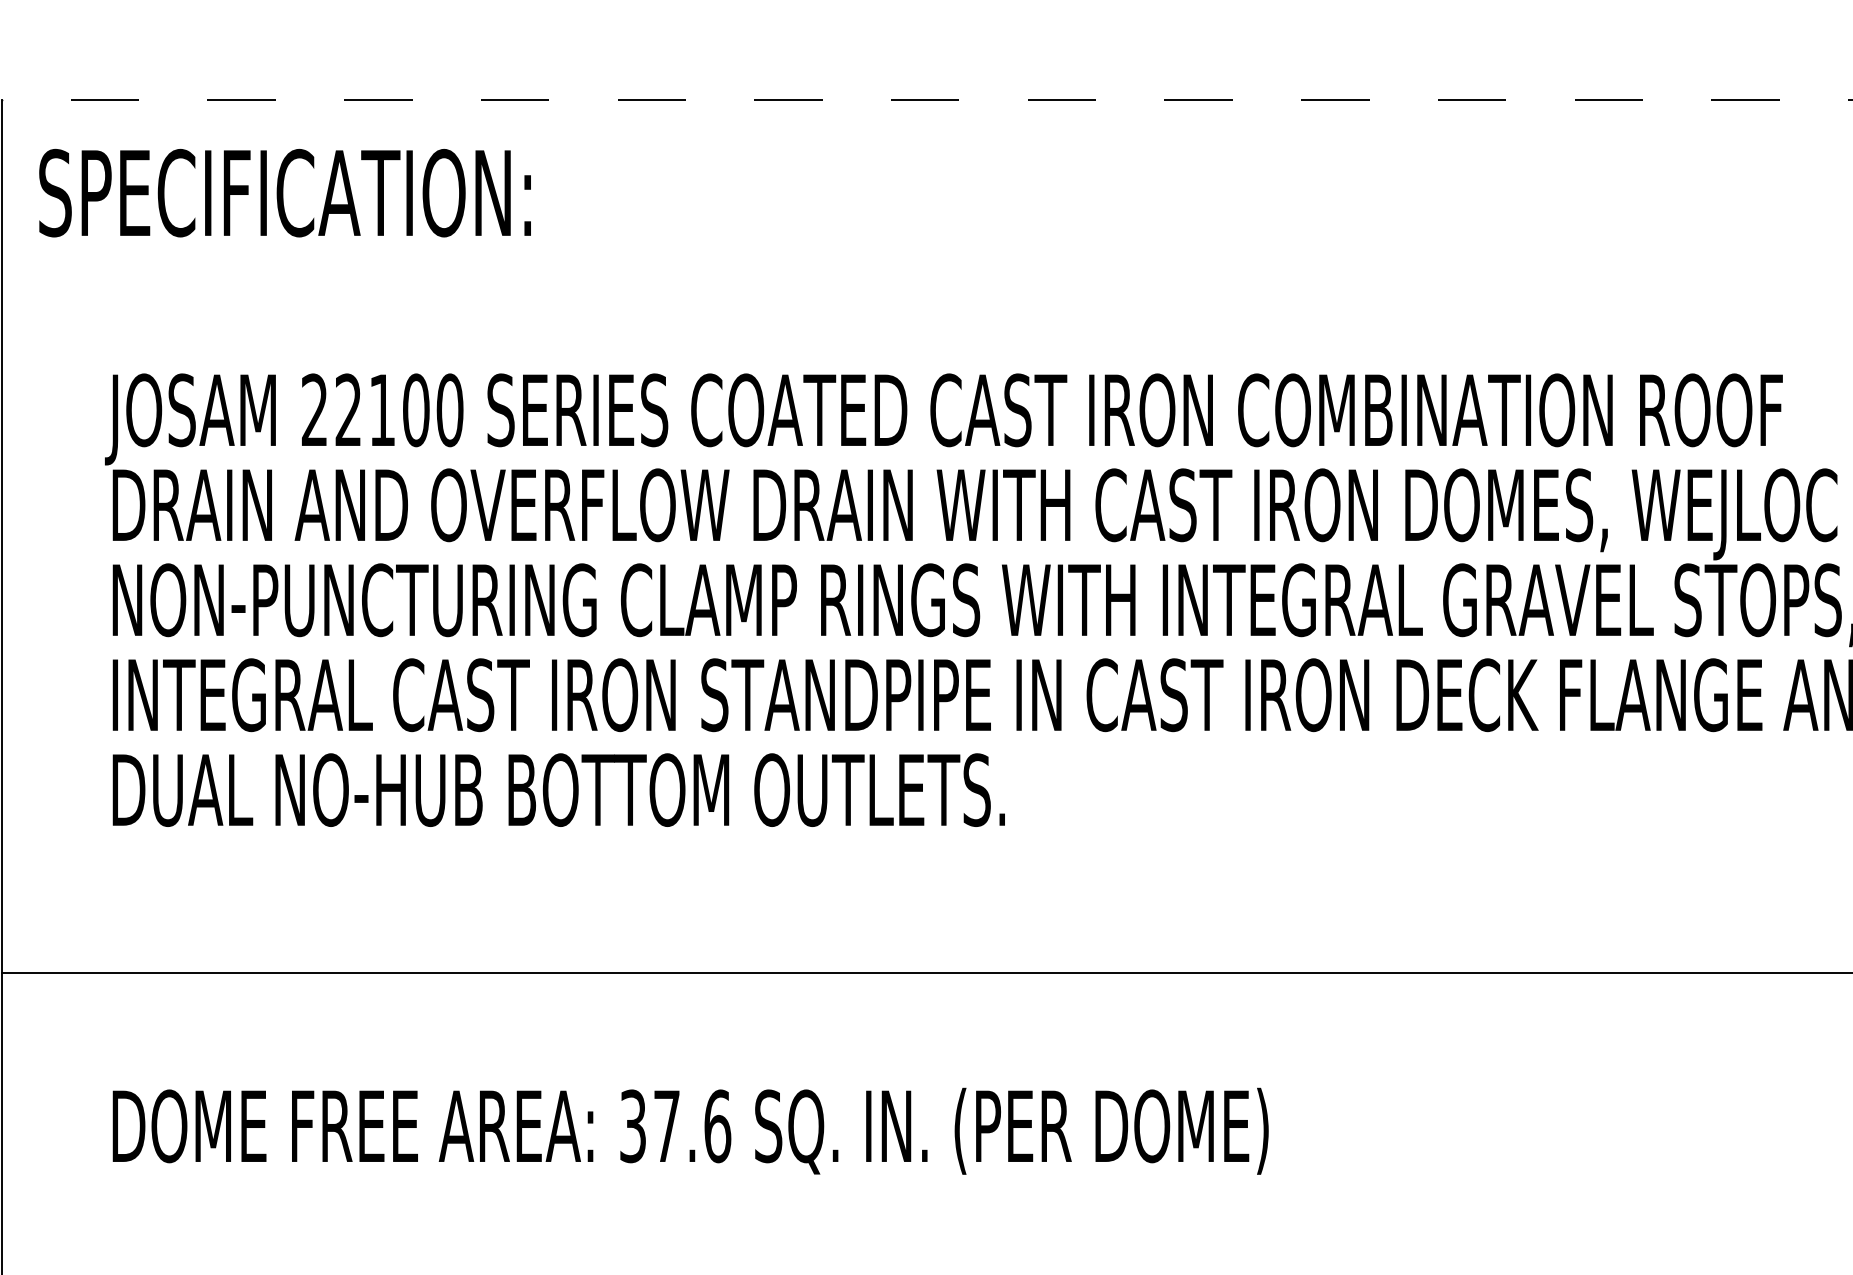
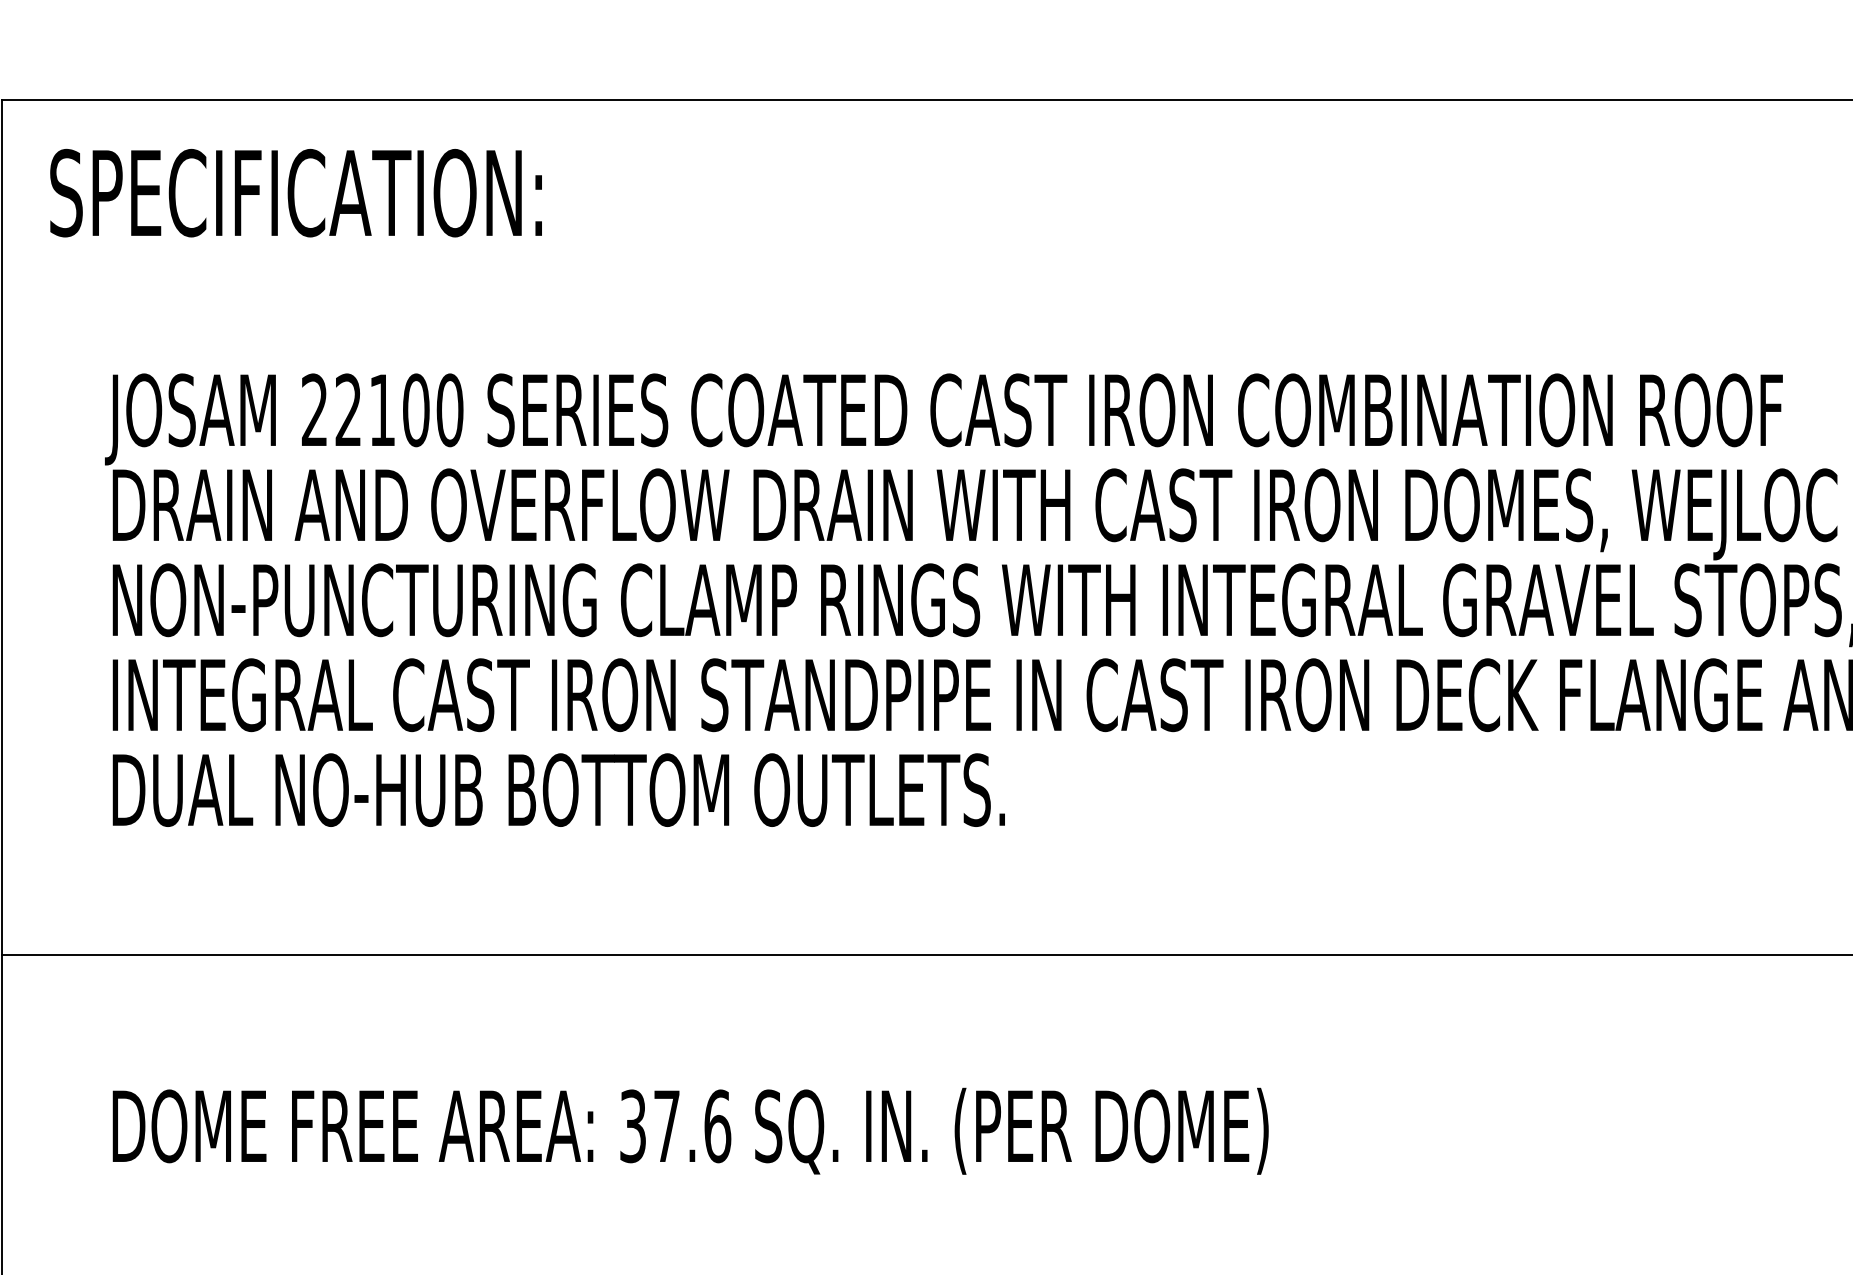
line: dashed -> solid (927, 100)
text position: (284, 192) -> (295, 192) (295, 192)
line position: (925, 972) -> (925, 954) (925, 954)
